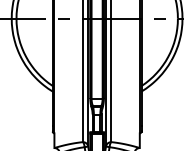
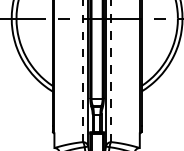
line: solid -> dashed (82, 71)
line: solid -> dashed (111, 71)
